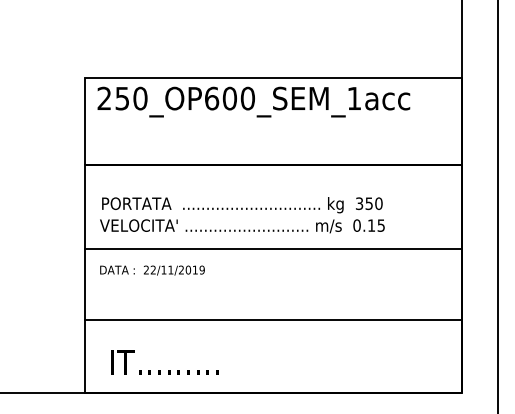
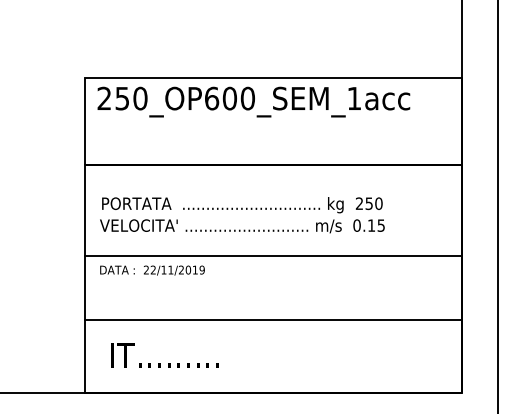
text: 350 -> 250 (359, 204)
line position: (273, 248) -> (273, 255) (273, 255)
text position: (164, 362) -> (164, 355) (164, 355)
